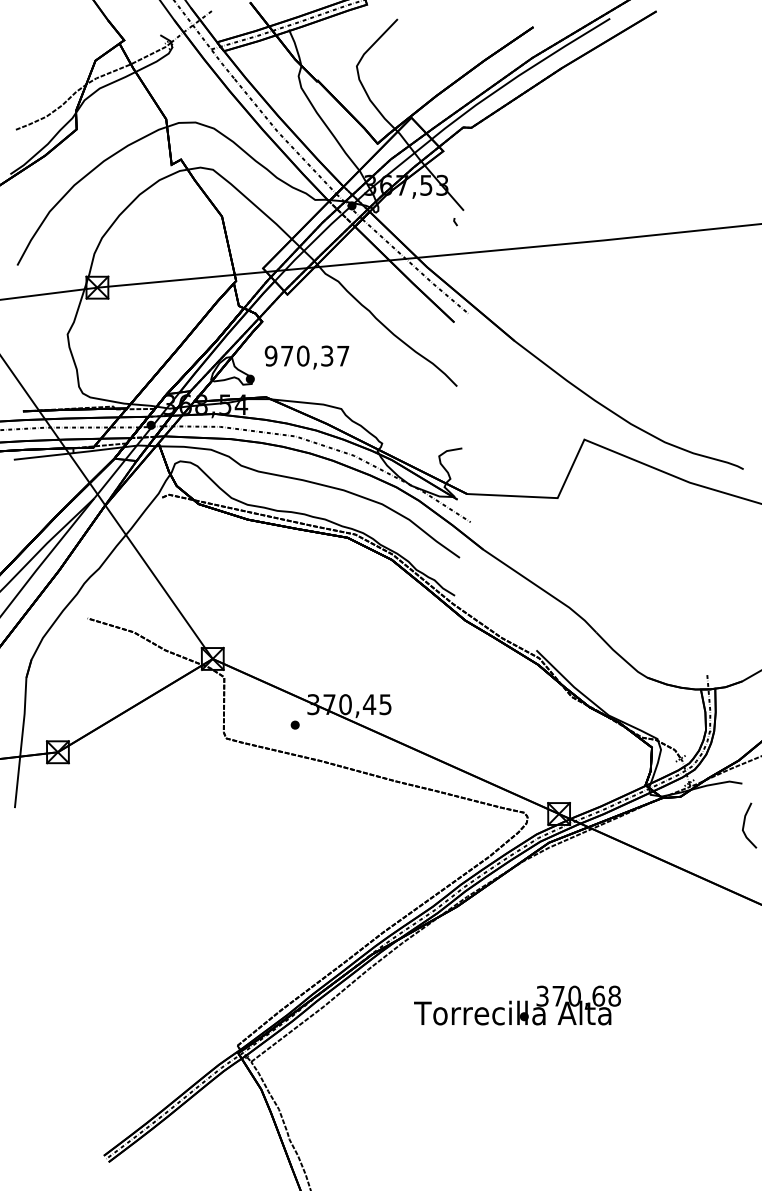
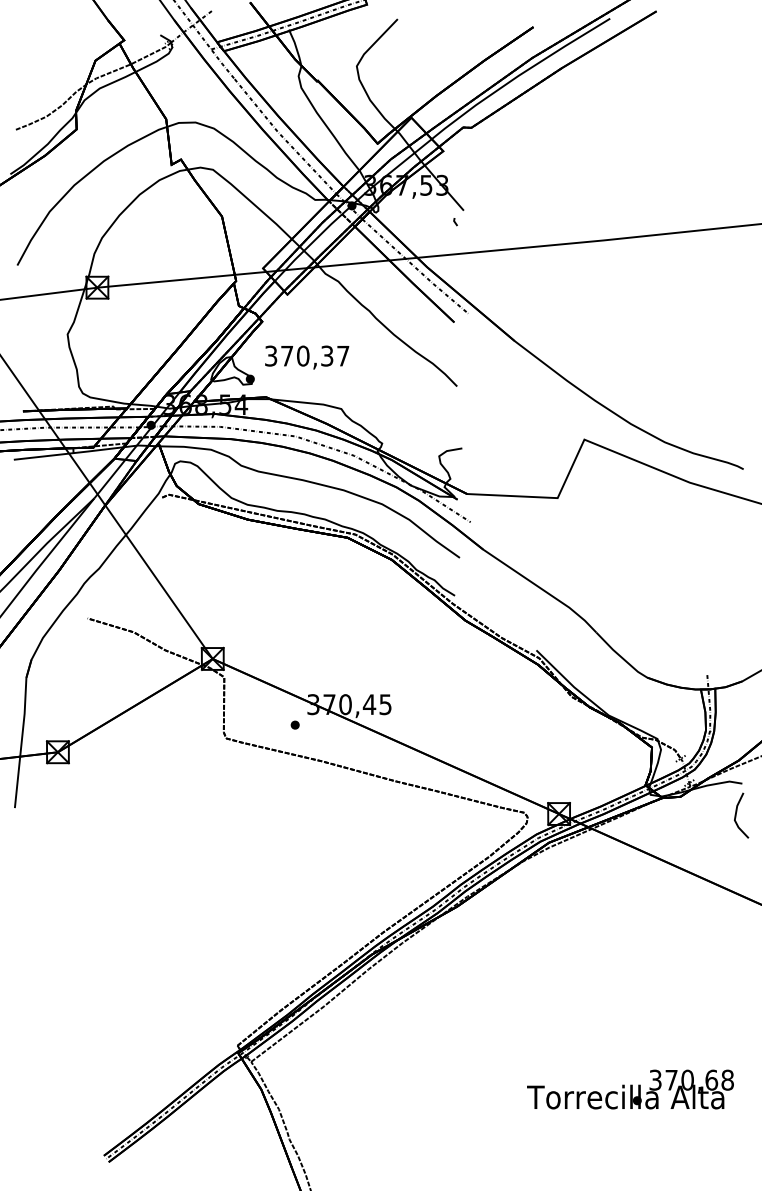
text: 970,37 -> 370,37 (270, 355)
line position: (744, 825) -> (736, 815) (736, 815)
text position: (517, 1005) -> (630, 1089) (630, 1089)
